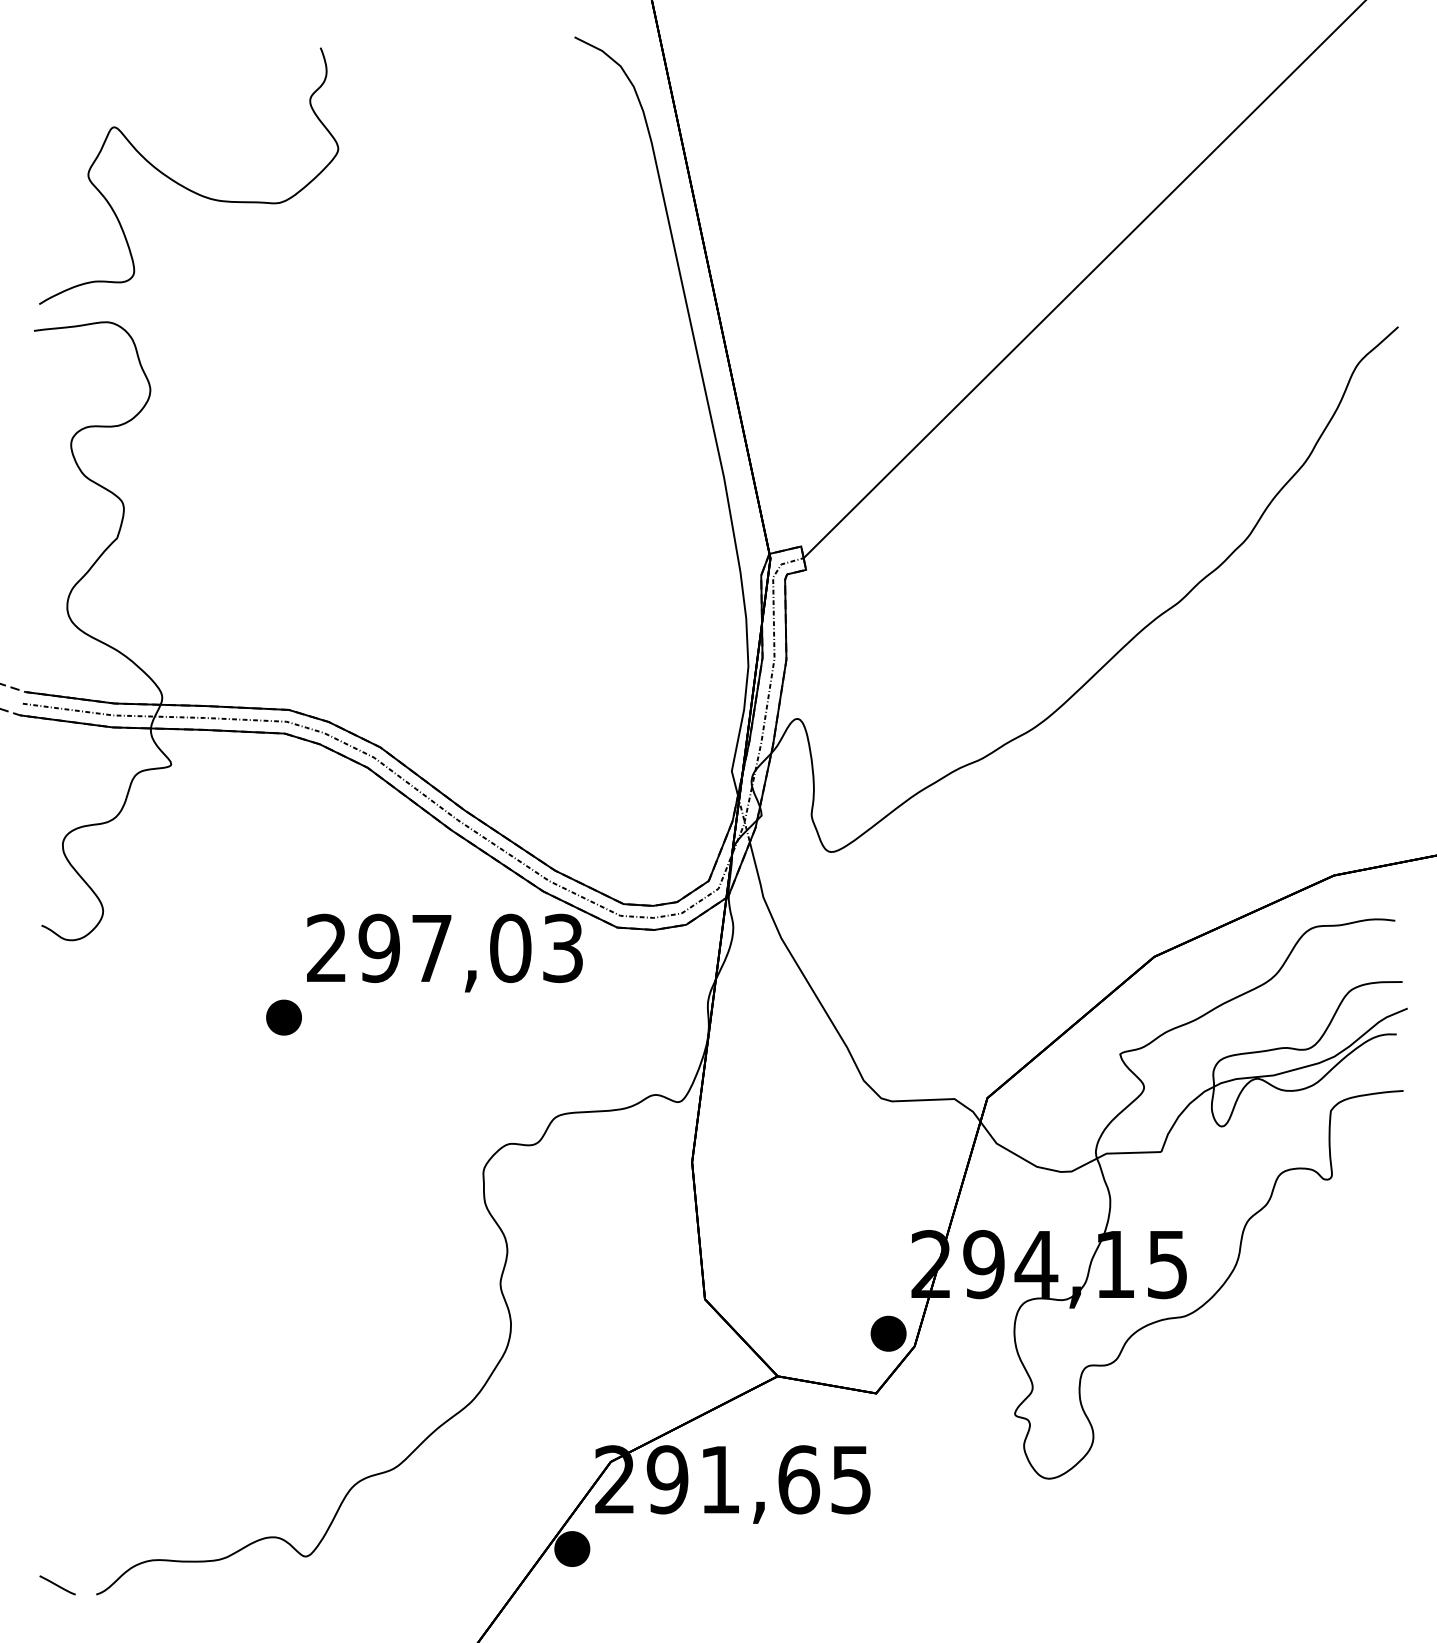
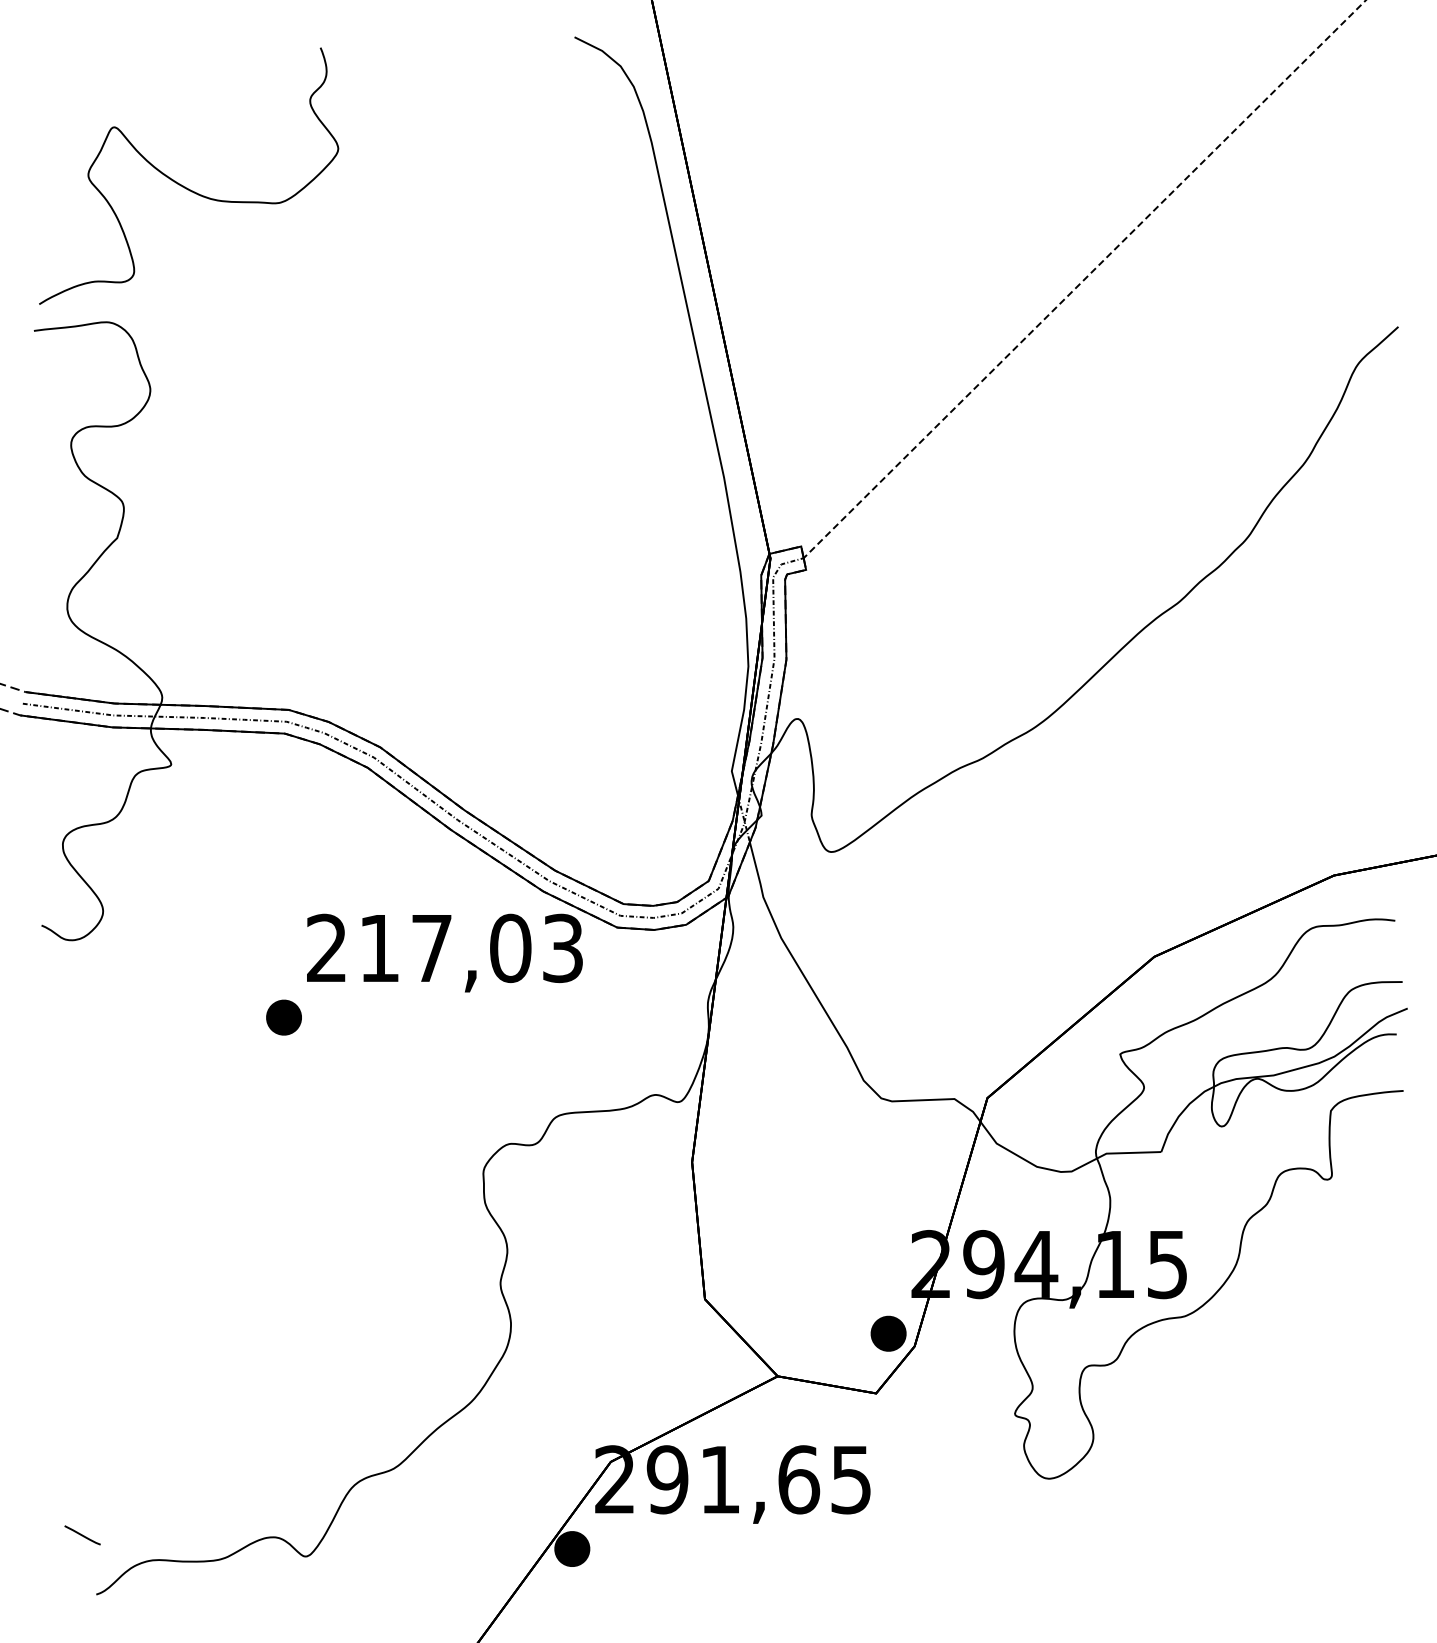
line: solid -> dashed (1084, 279)
text: 297,03 -> 217,03 (379, 948)
line position: (57, 1585) -> (82, 1535) (82, 1535)
